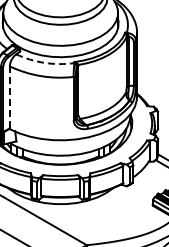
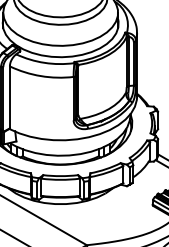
arc: dashed -> solid (44, 62)
line: dashed -> solid (9, 98)
